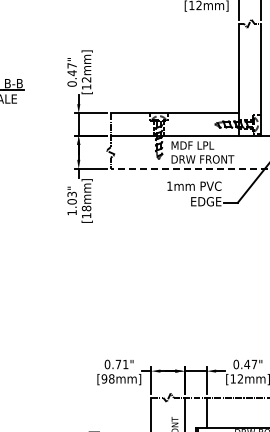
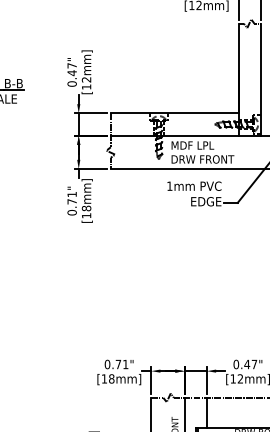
line: dashed -> solid (189, 169)
text: 1.03" -> 0.71" (71, 203)
text: [98mm] -> [18mm] (104, 378)
